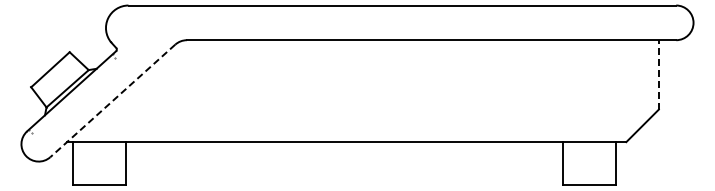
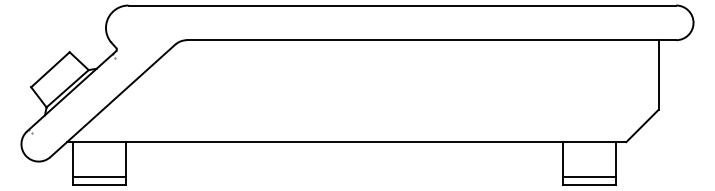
line: dashed -> solid (658, 74)
line: dashed -> solid (112, 101)
line: none -> present (99, 176)
line: none -> present (589, 176)
